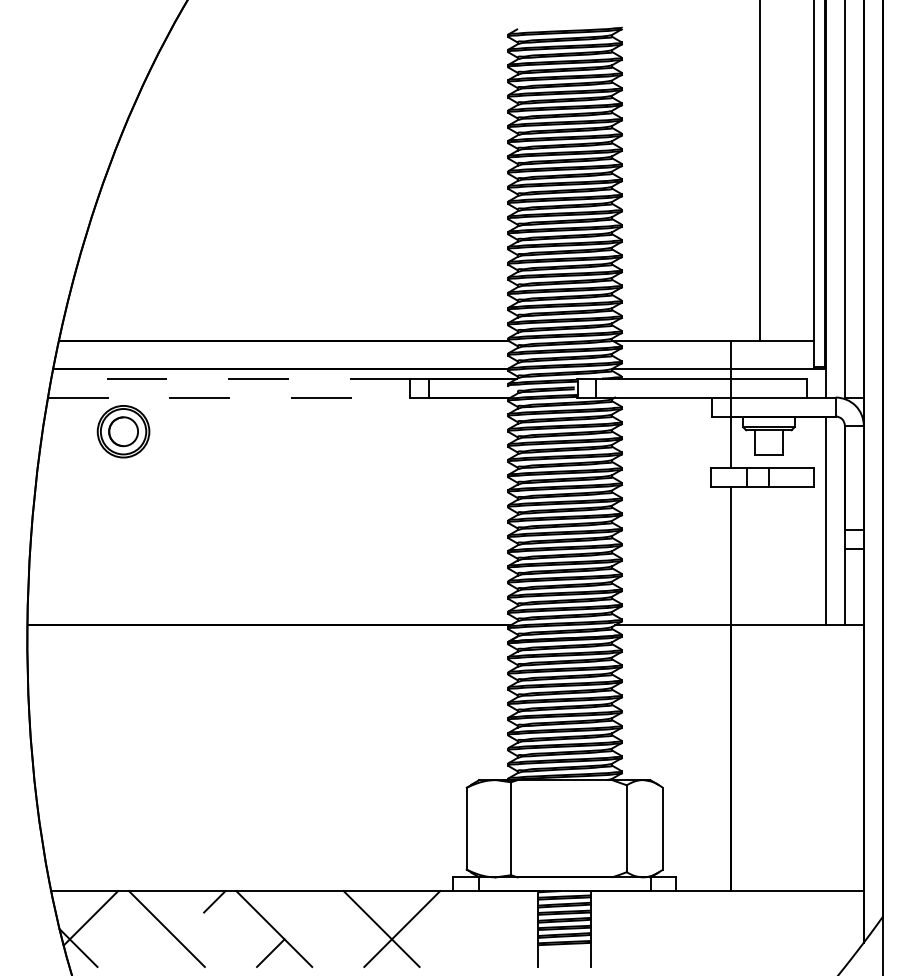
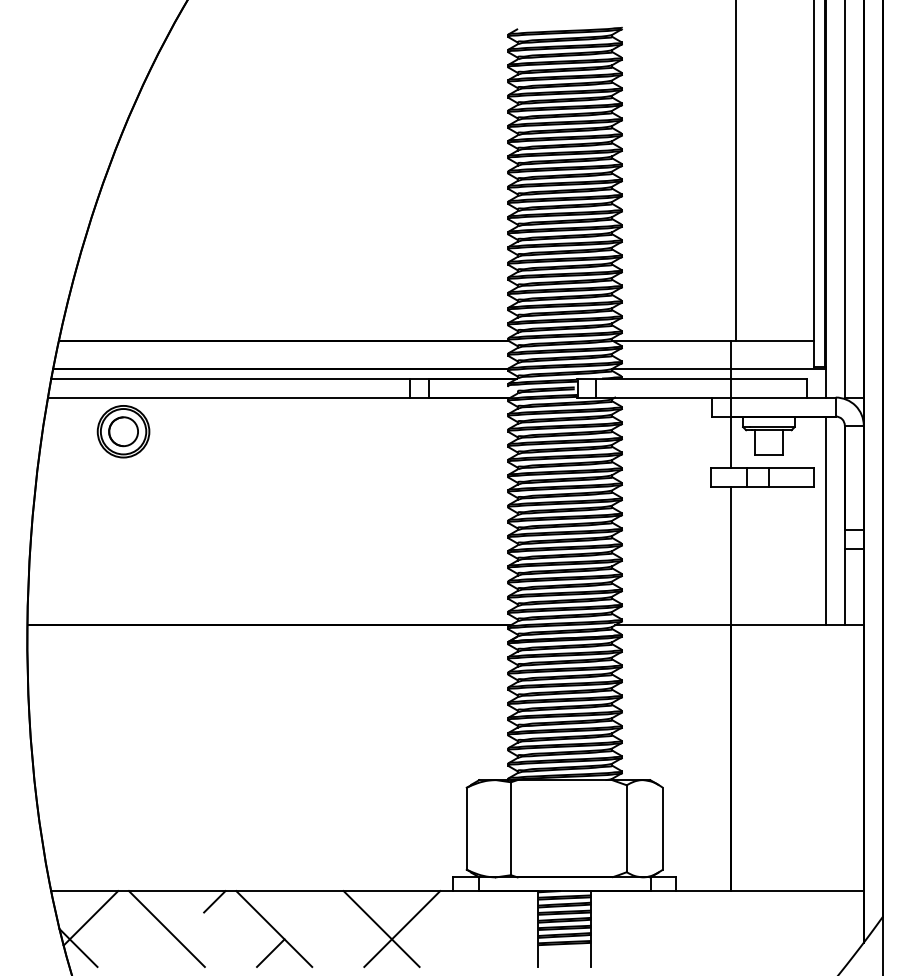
line position: (760, 171) -> (736, 171) (736, 171)
line: dashed -> solid (230, 378)
line: dashed -> solid (229, 397)
